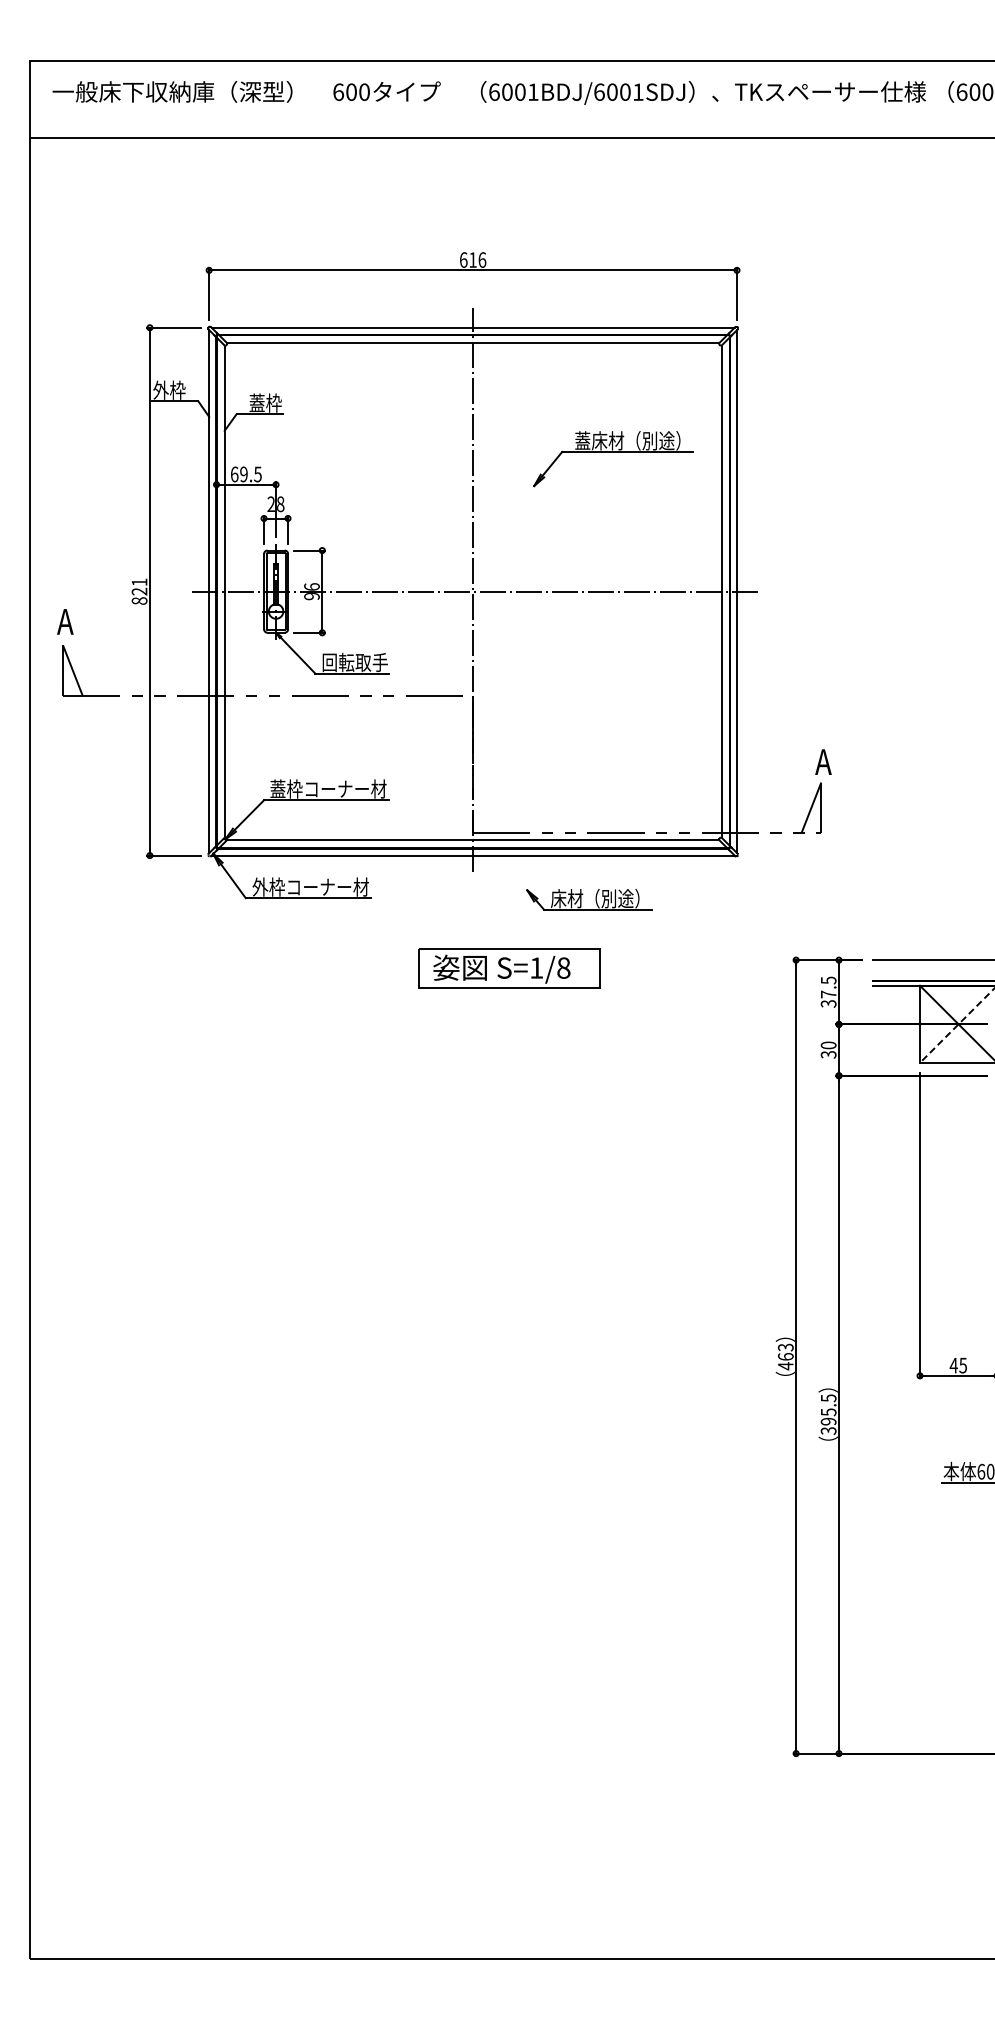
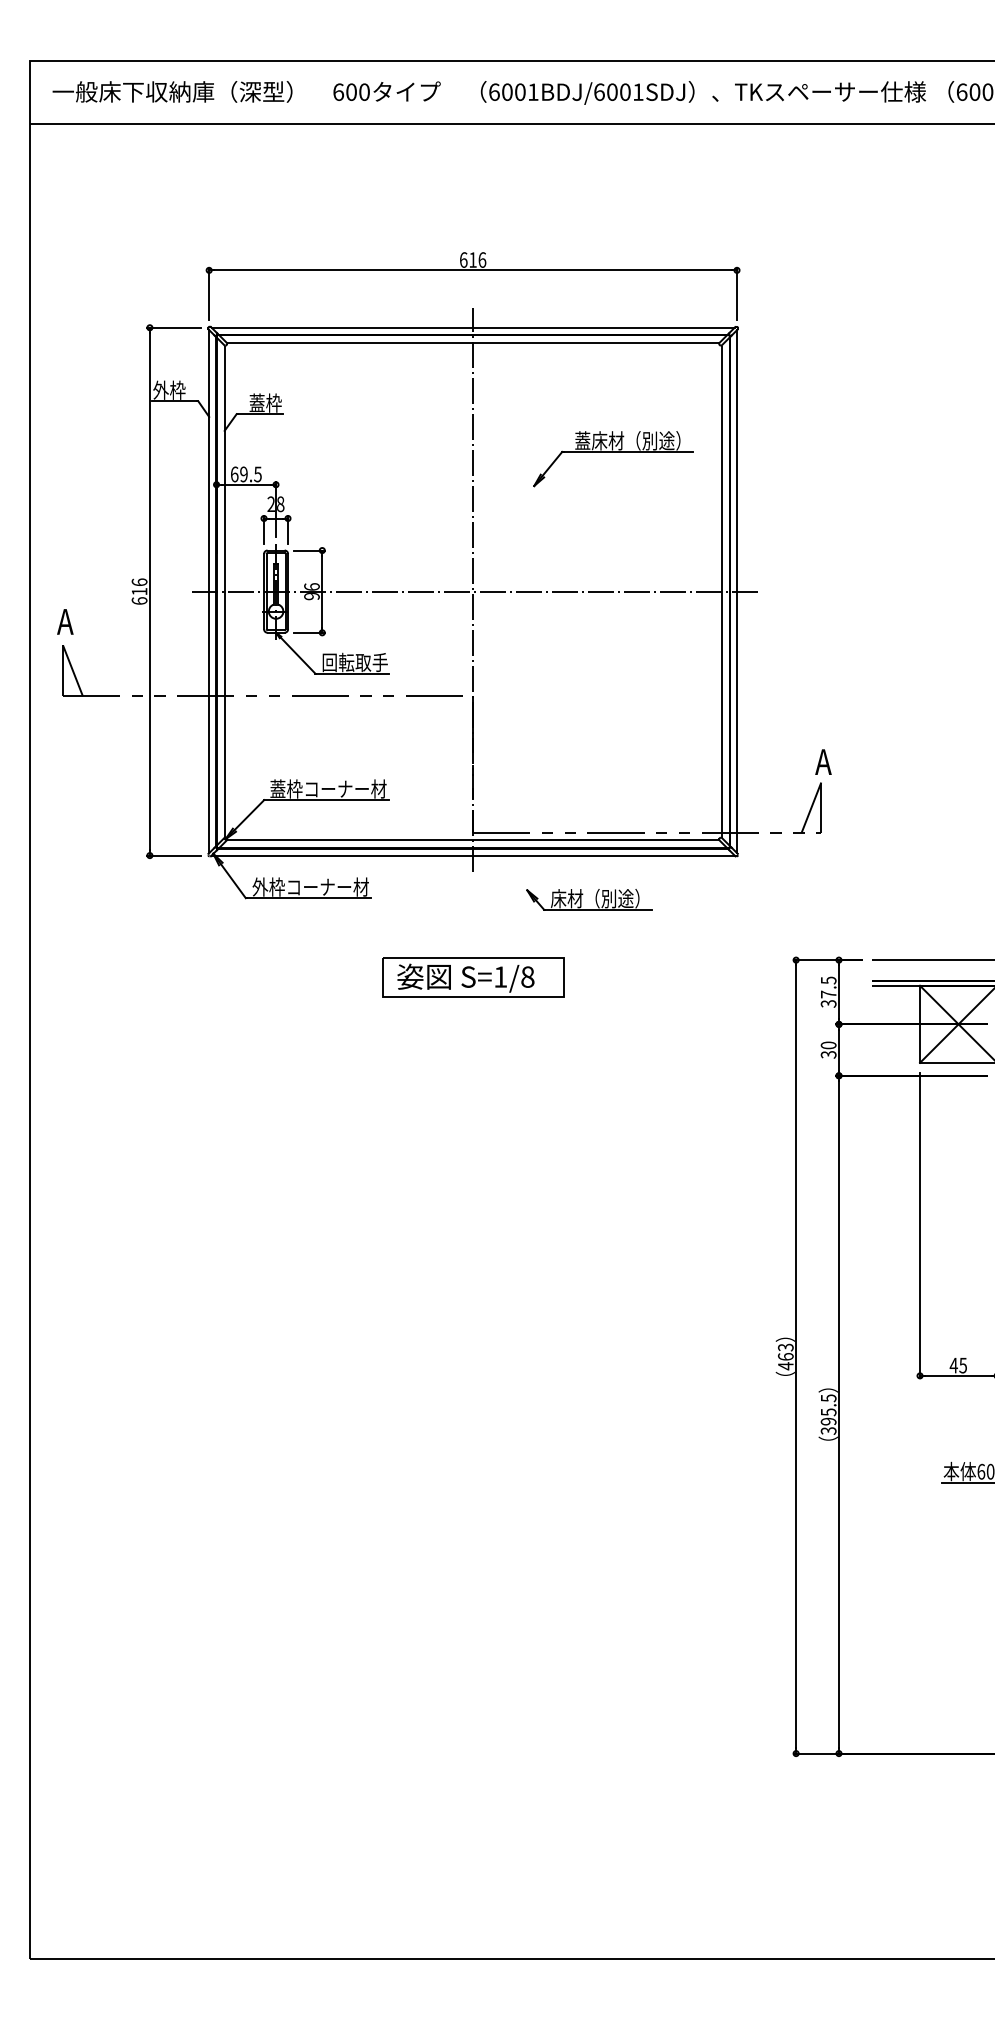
line position: (511, 138) -> (511, 124) (511, 124)
text: 821 -> 616 (139, 591)
part position: (509, 968) -> (473, 977) (473, 977)
line: dashed -> solid (957, 1025)
